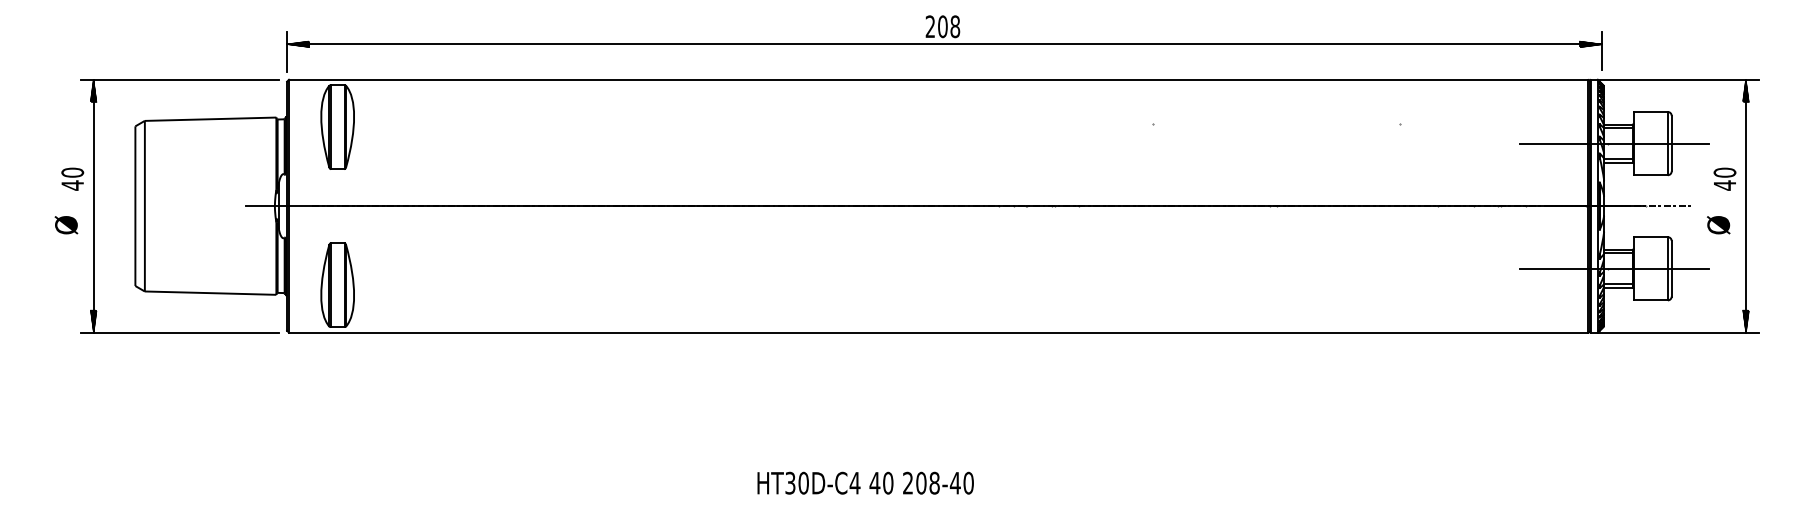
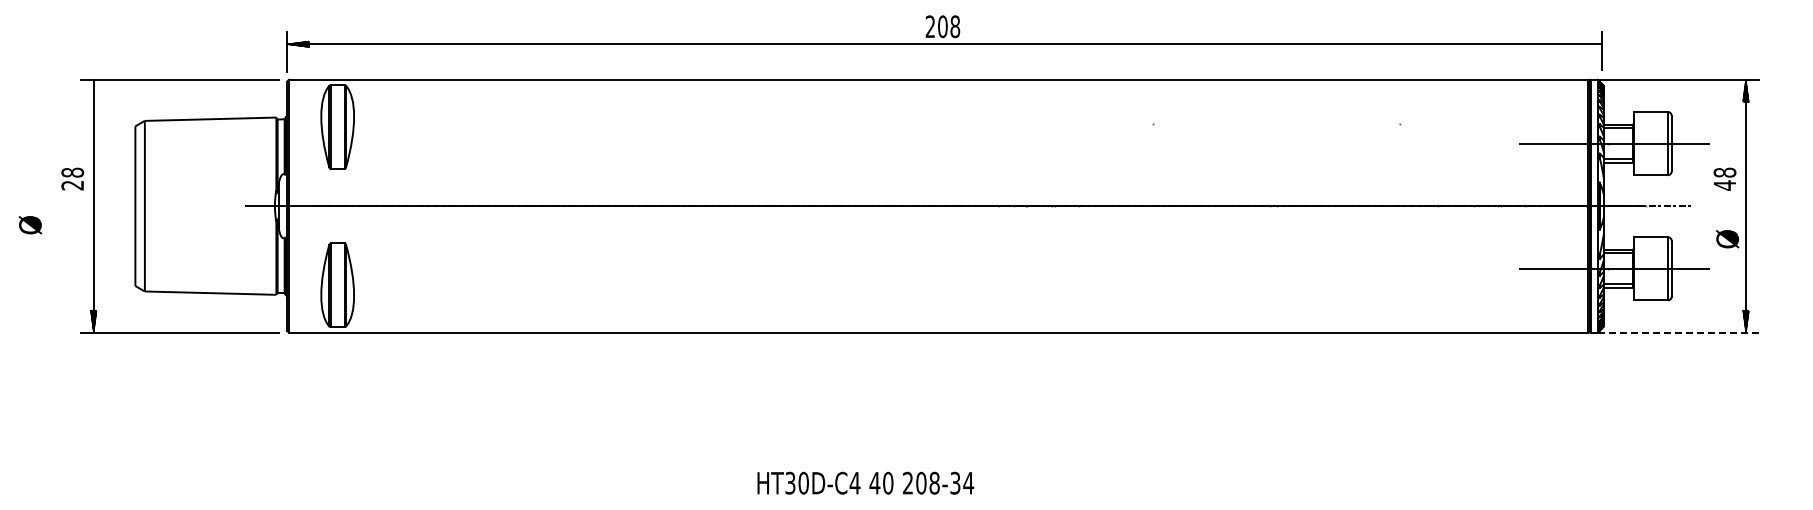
hatch: present -> none (1591, 44)
hatch: present -> none (93, 90)
text: 40 -> 48 (1725, 172)
text: 40 -> 28 (72, 178)
text position: (66, 225) -> (30, 225) (30, 225)
text position: (1718, 225) -> (1727, 239) (1727, 239)
line: solid -> dashed (1678, 332)
text: 208-40 -> 208-34 (961, 482)
